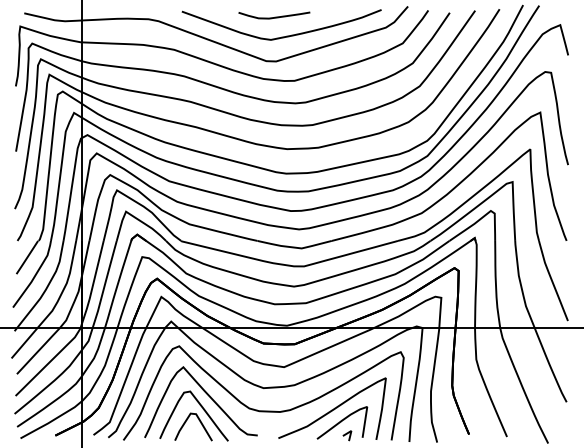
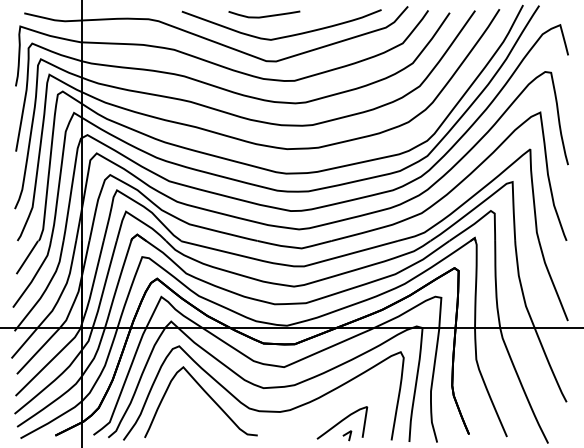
curve position: (274, 16) -> (264, 15) (264, 15)
curve: present -> none (333, 408)
part: present -> none (193, 415)
